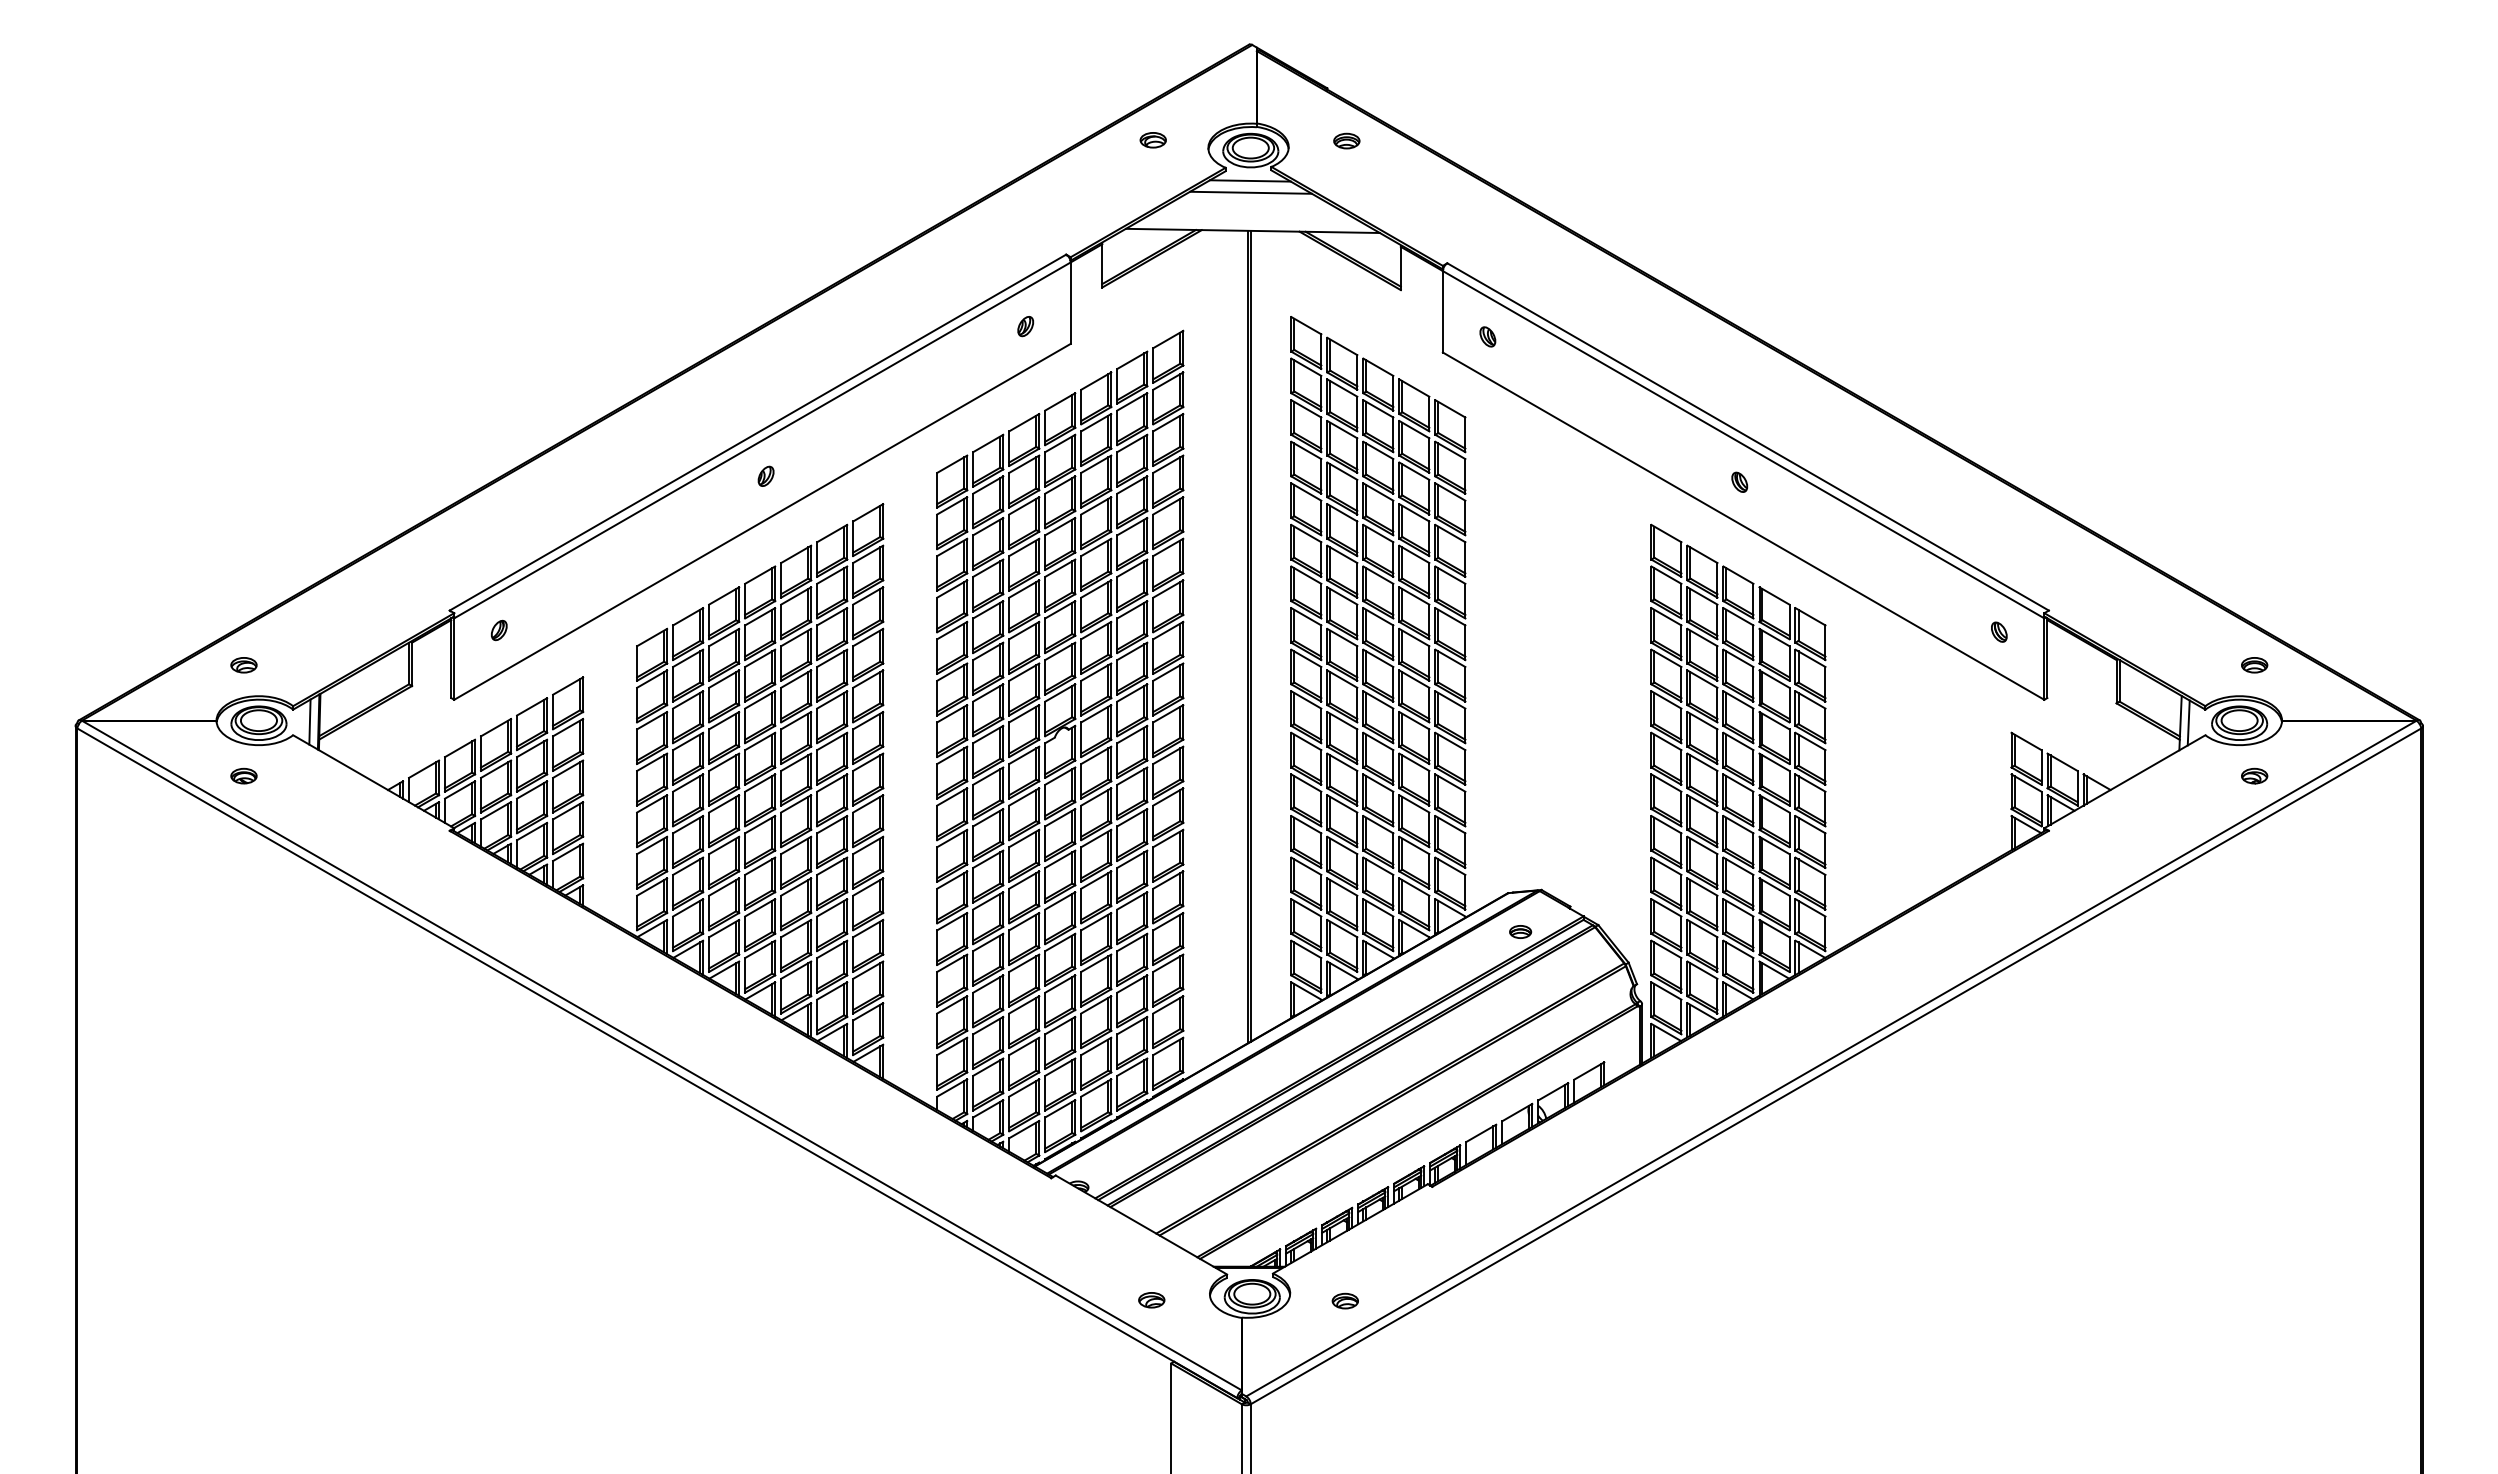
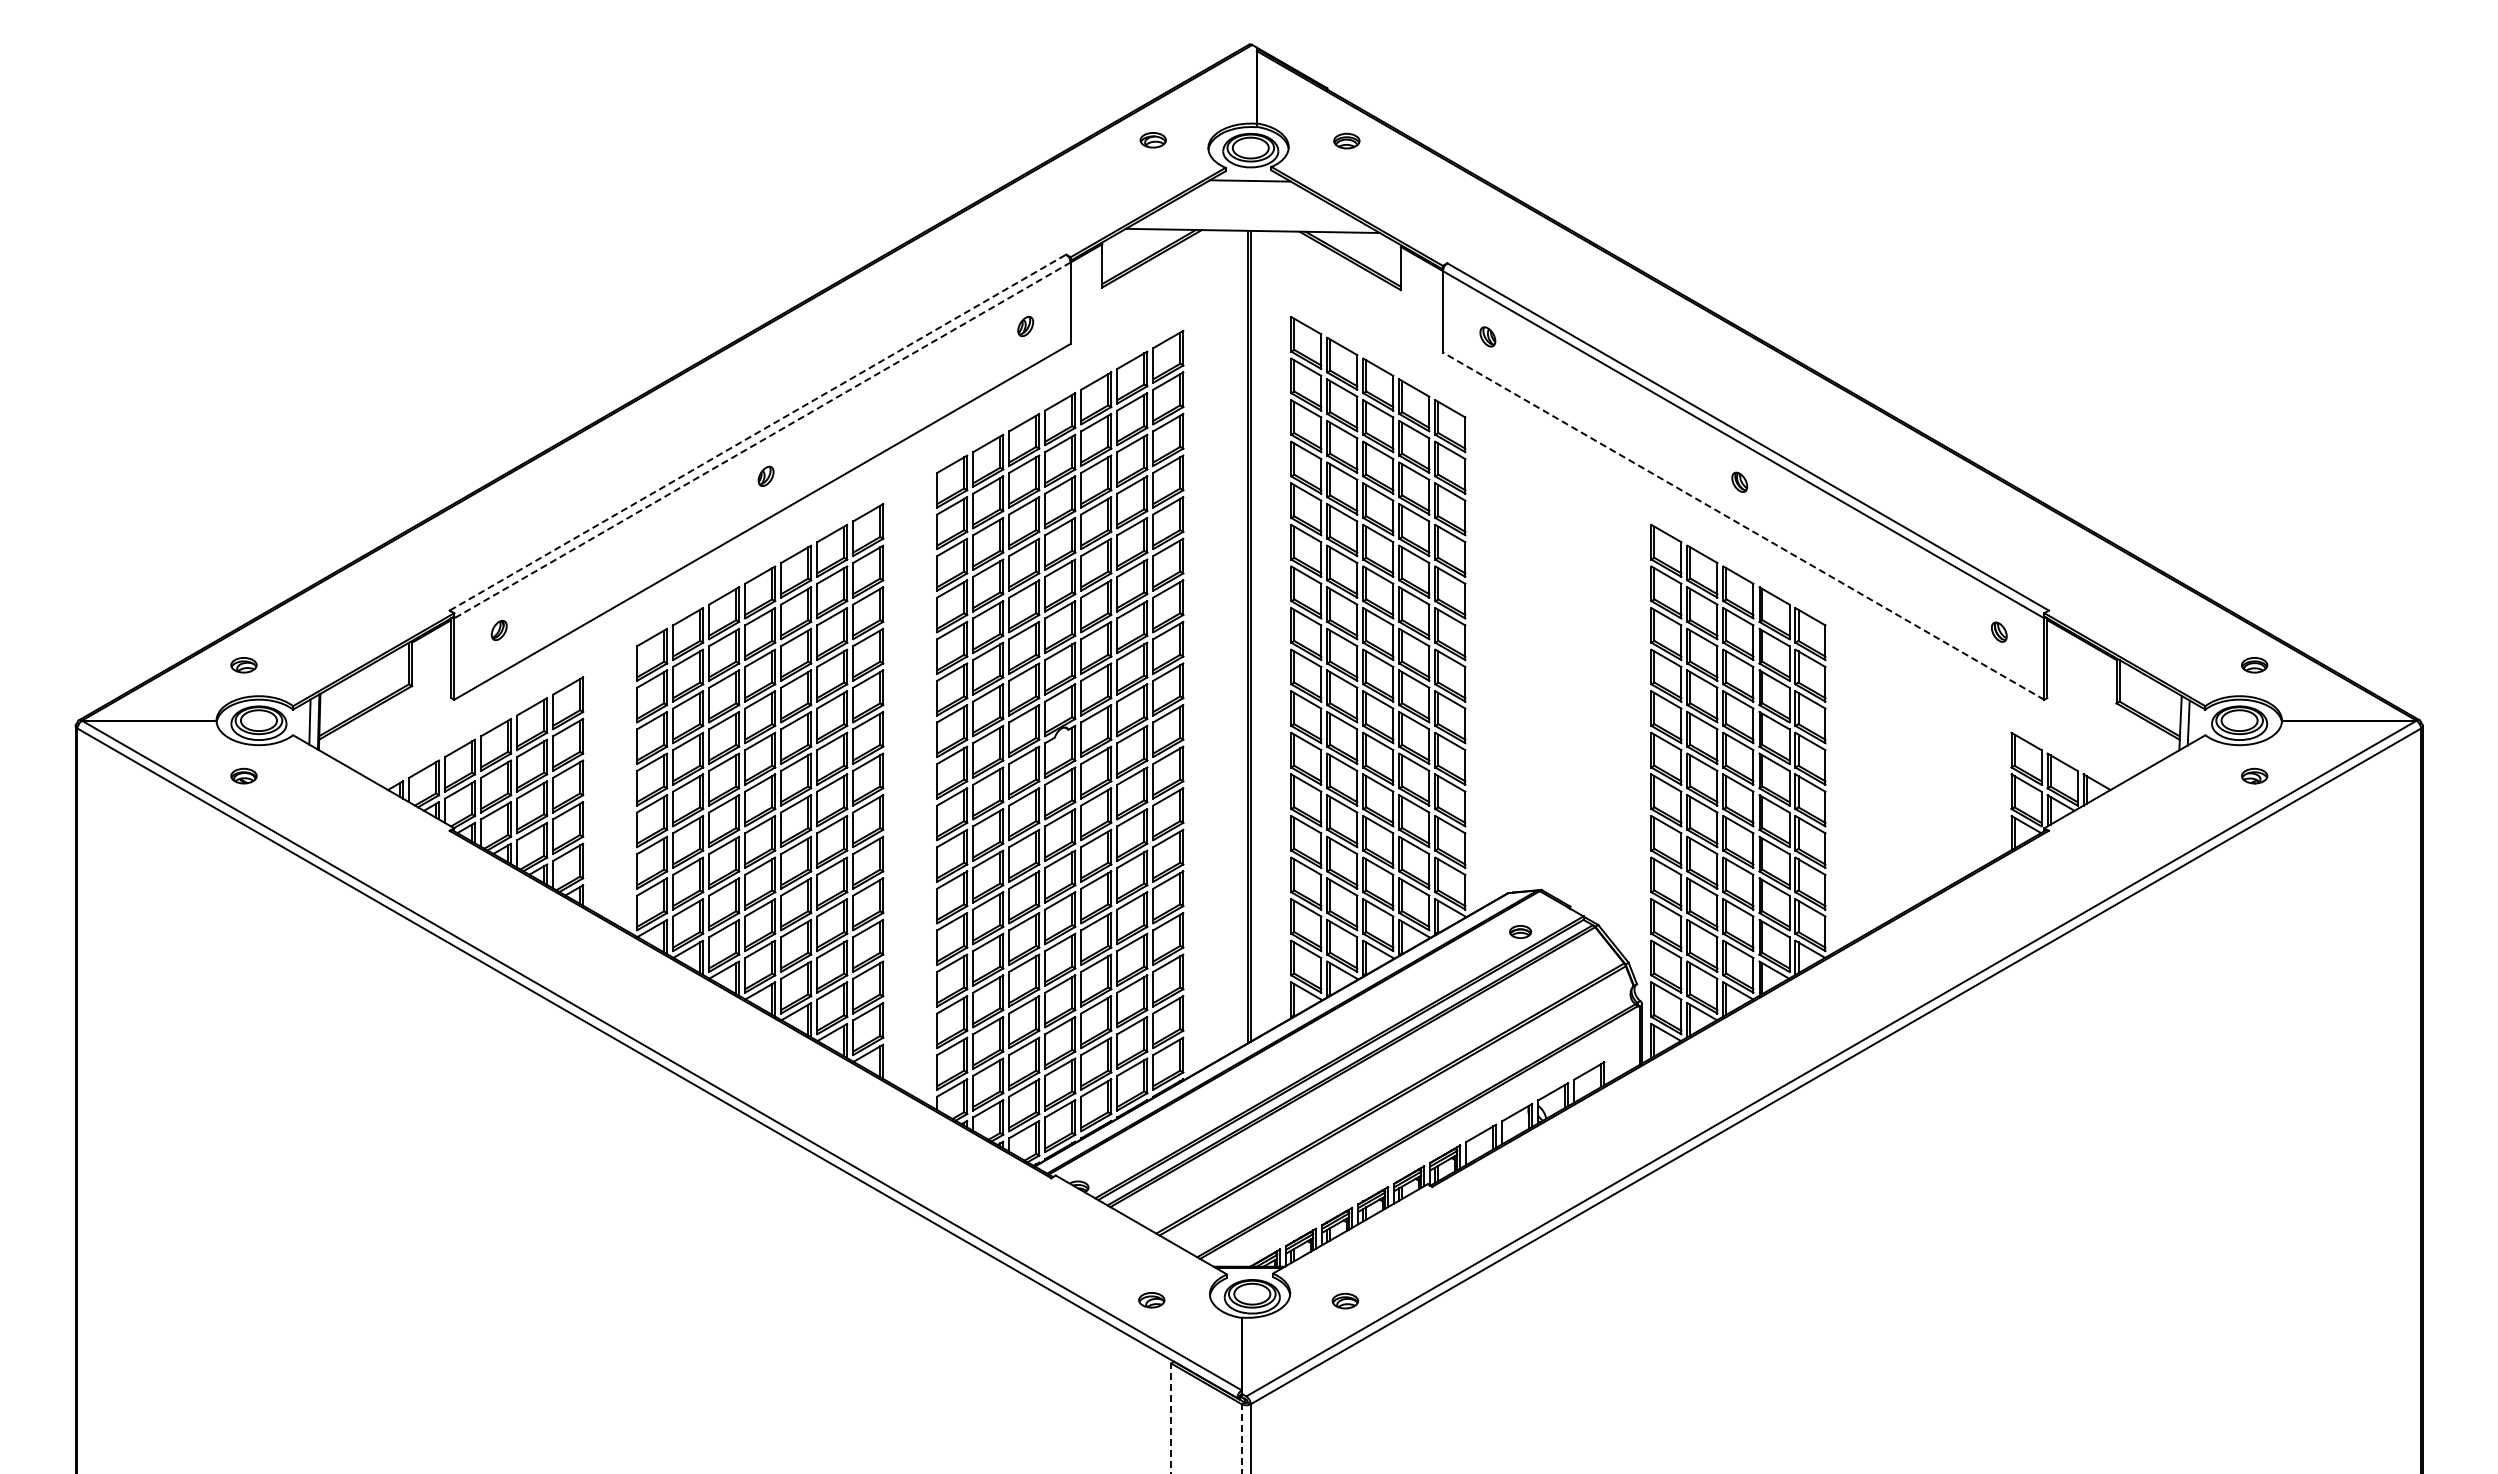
line: present -> none (1251, 192)
line: solid -> dashed (757, 432)
line: solid -> dashed (762, 440)
line: solid -> dashed (1743, 525)
line: solid -> dashed (1171, 1418)
line: solid -> dashed (1241, 1438)
